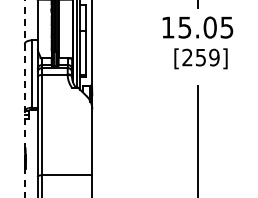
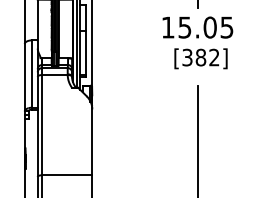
text: [259] -> [382] (200, 57)
line: dashed -> solid (24, 98)
